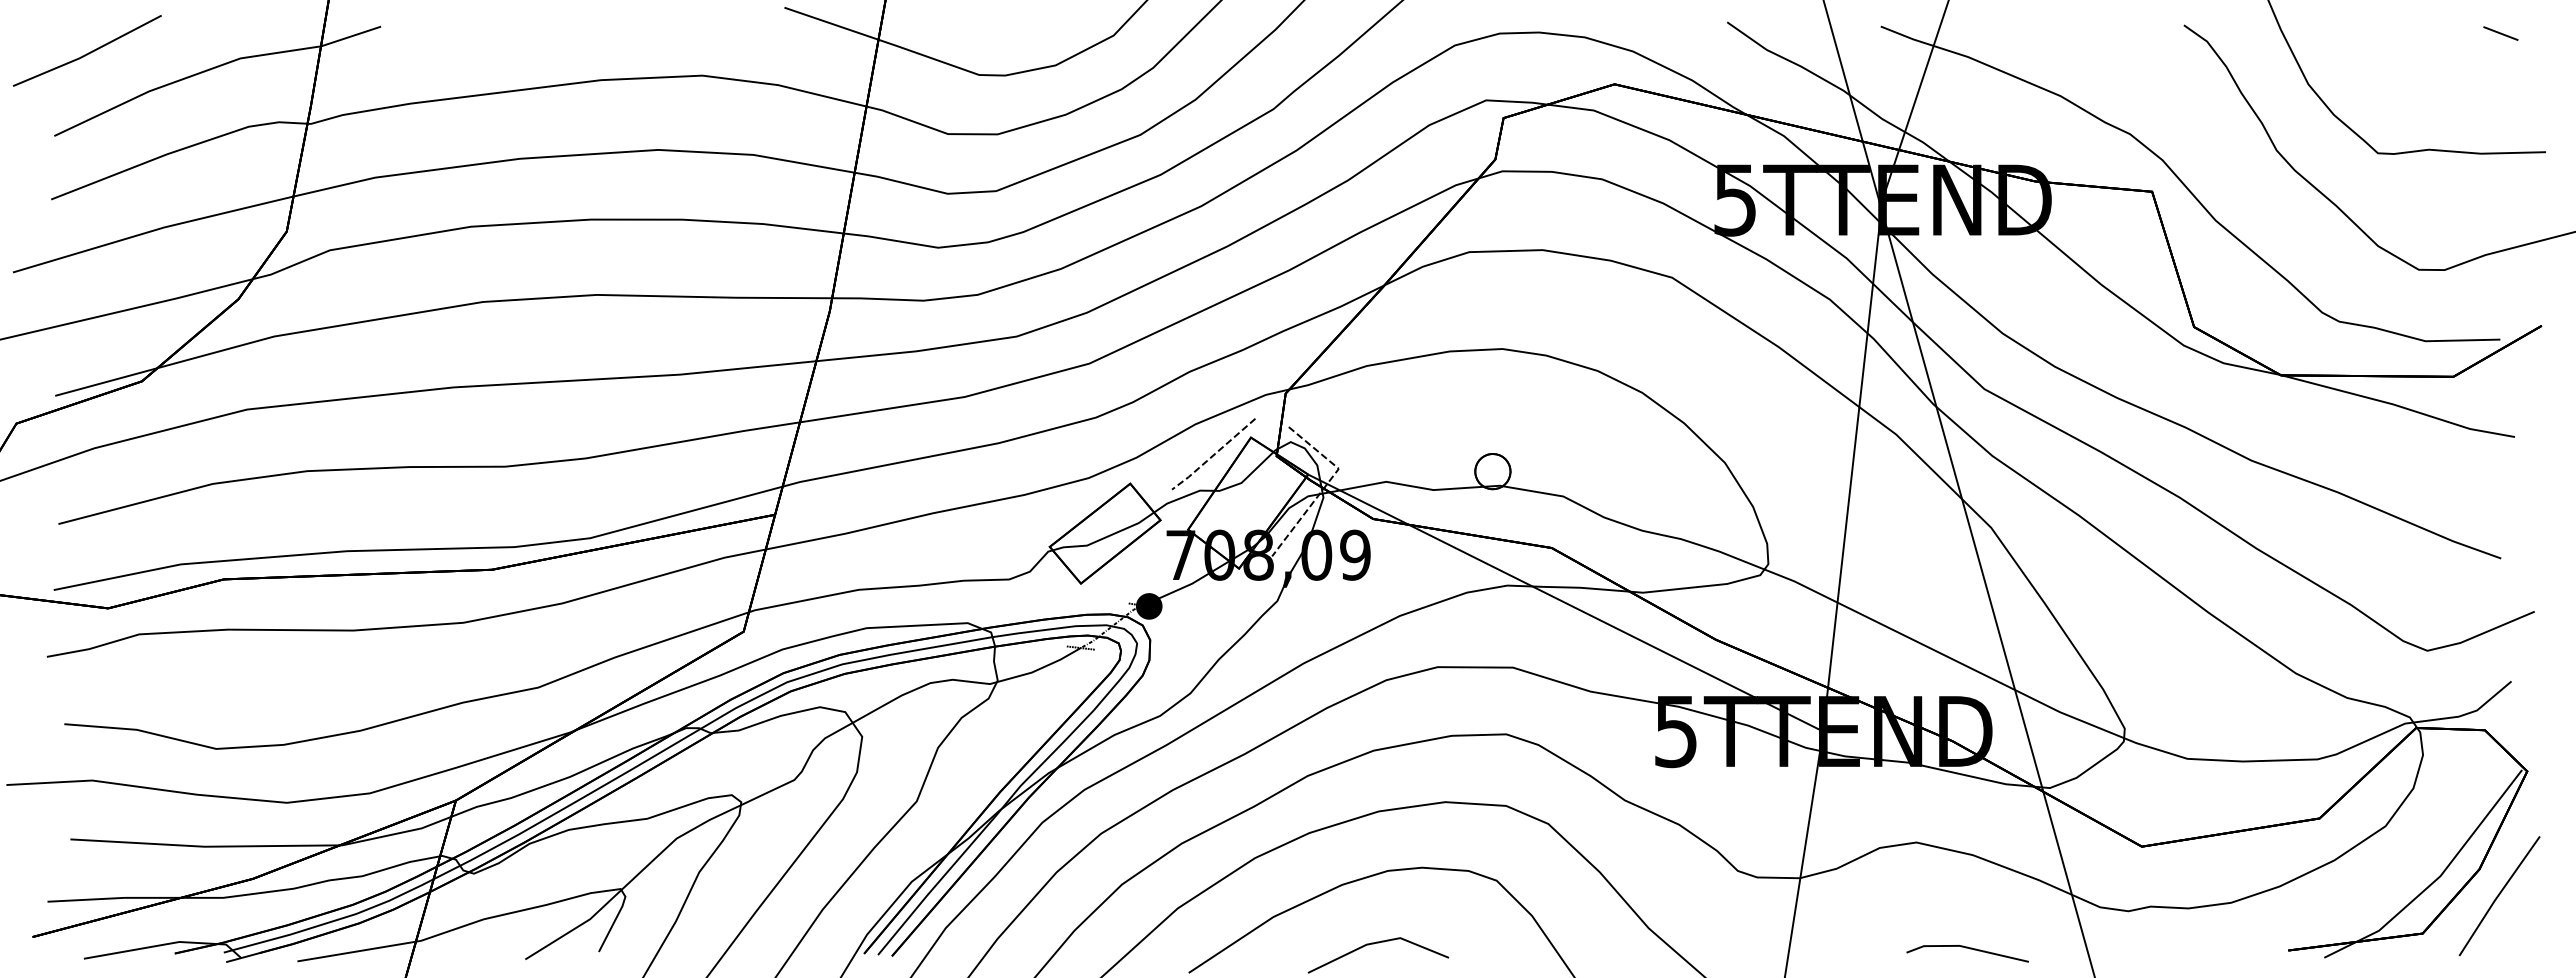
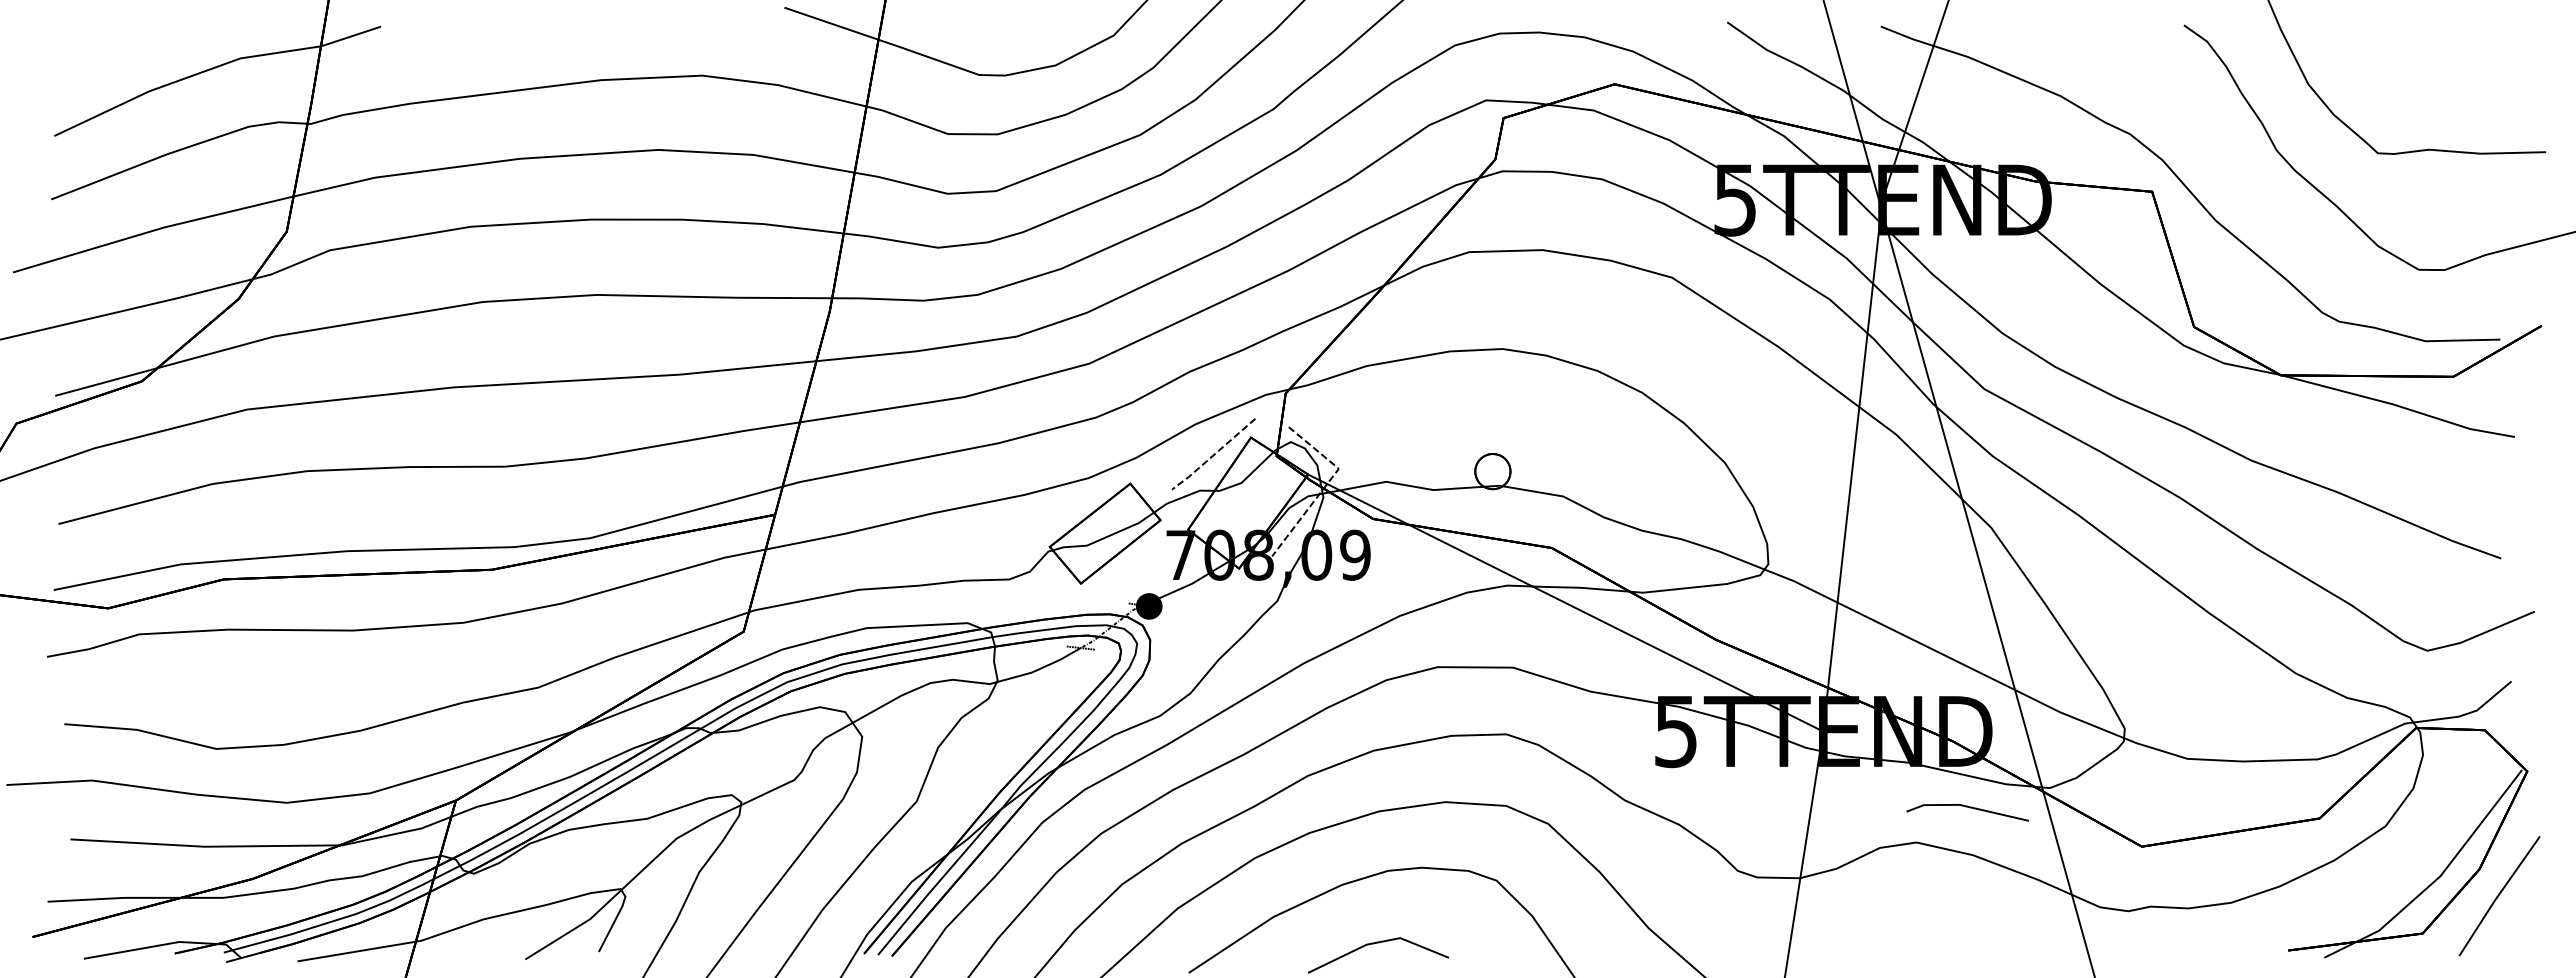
line: present -> none (2500, 33)
line: present -> none (88, 52)
line position: (1969, 949) -> (1969, 808) (1969, 808)
